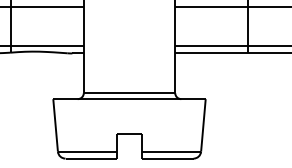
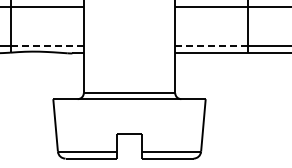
line: solid -> dashed (47, 46)
line: solid -> dashed (211, 46)
